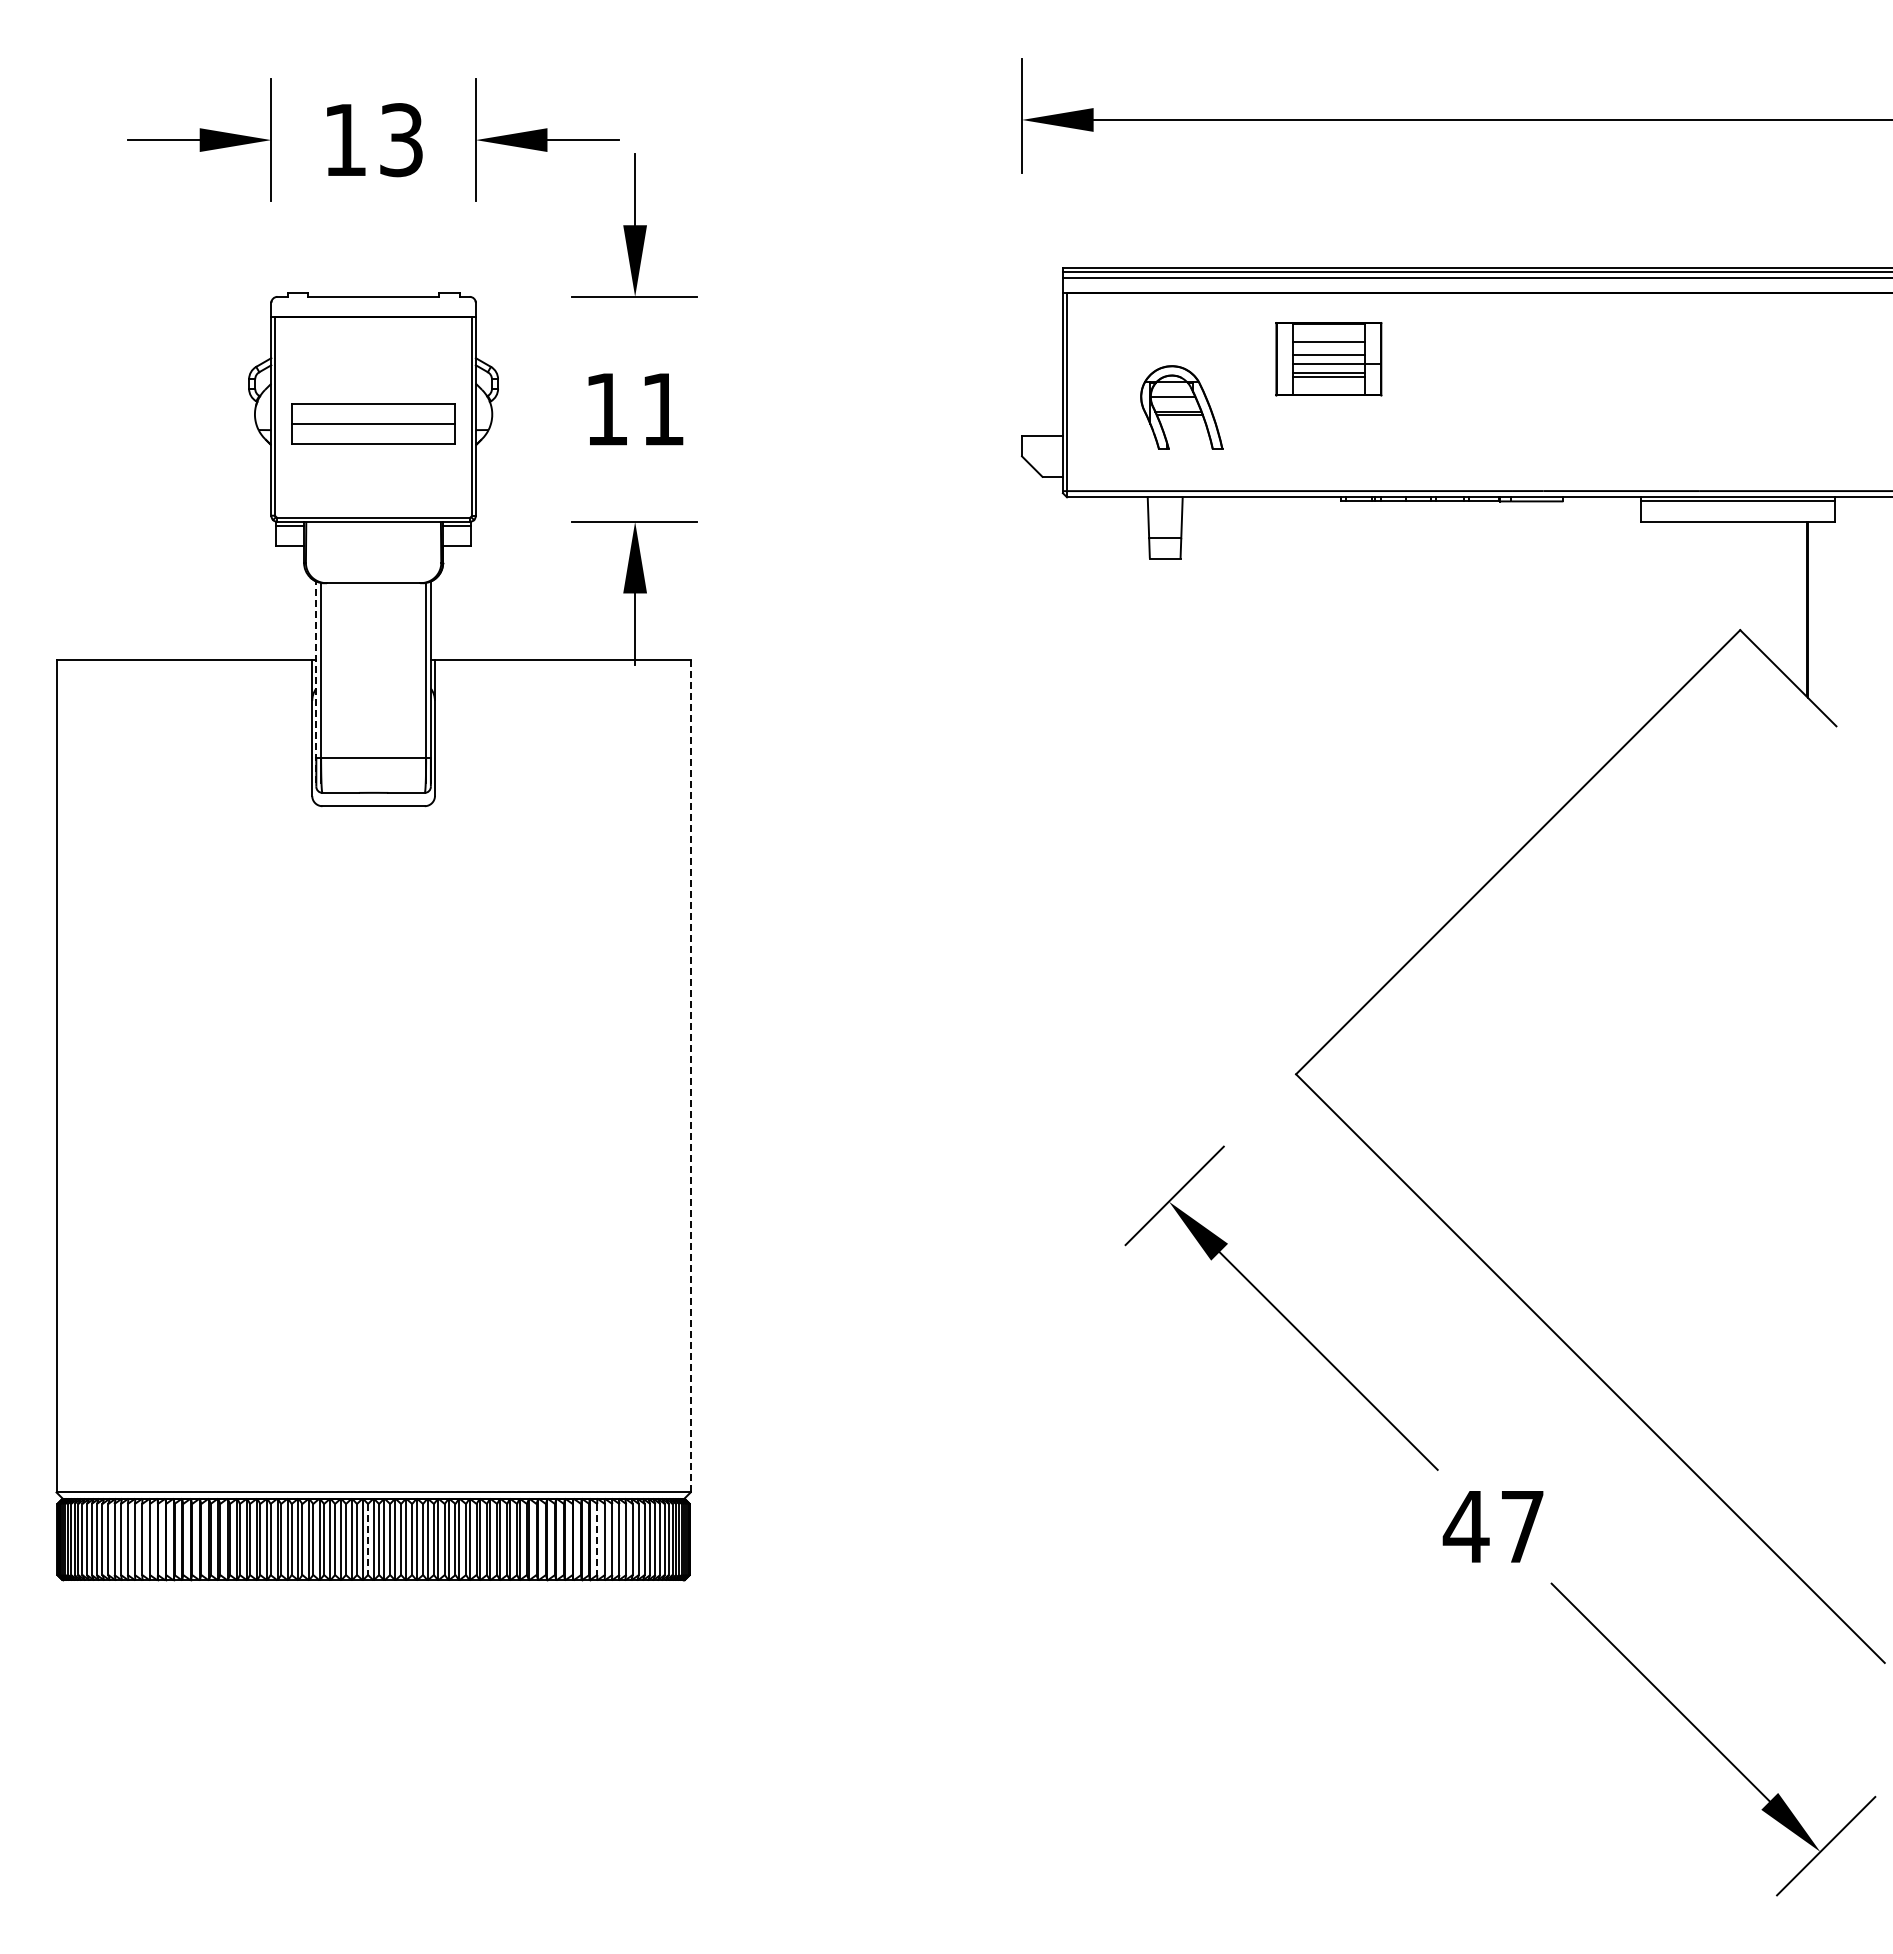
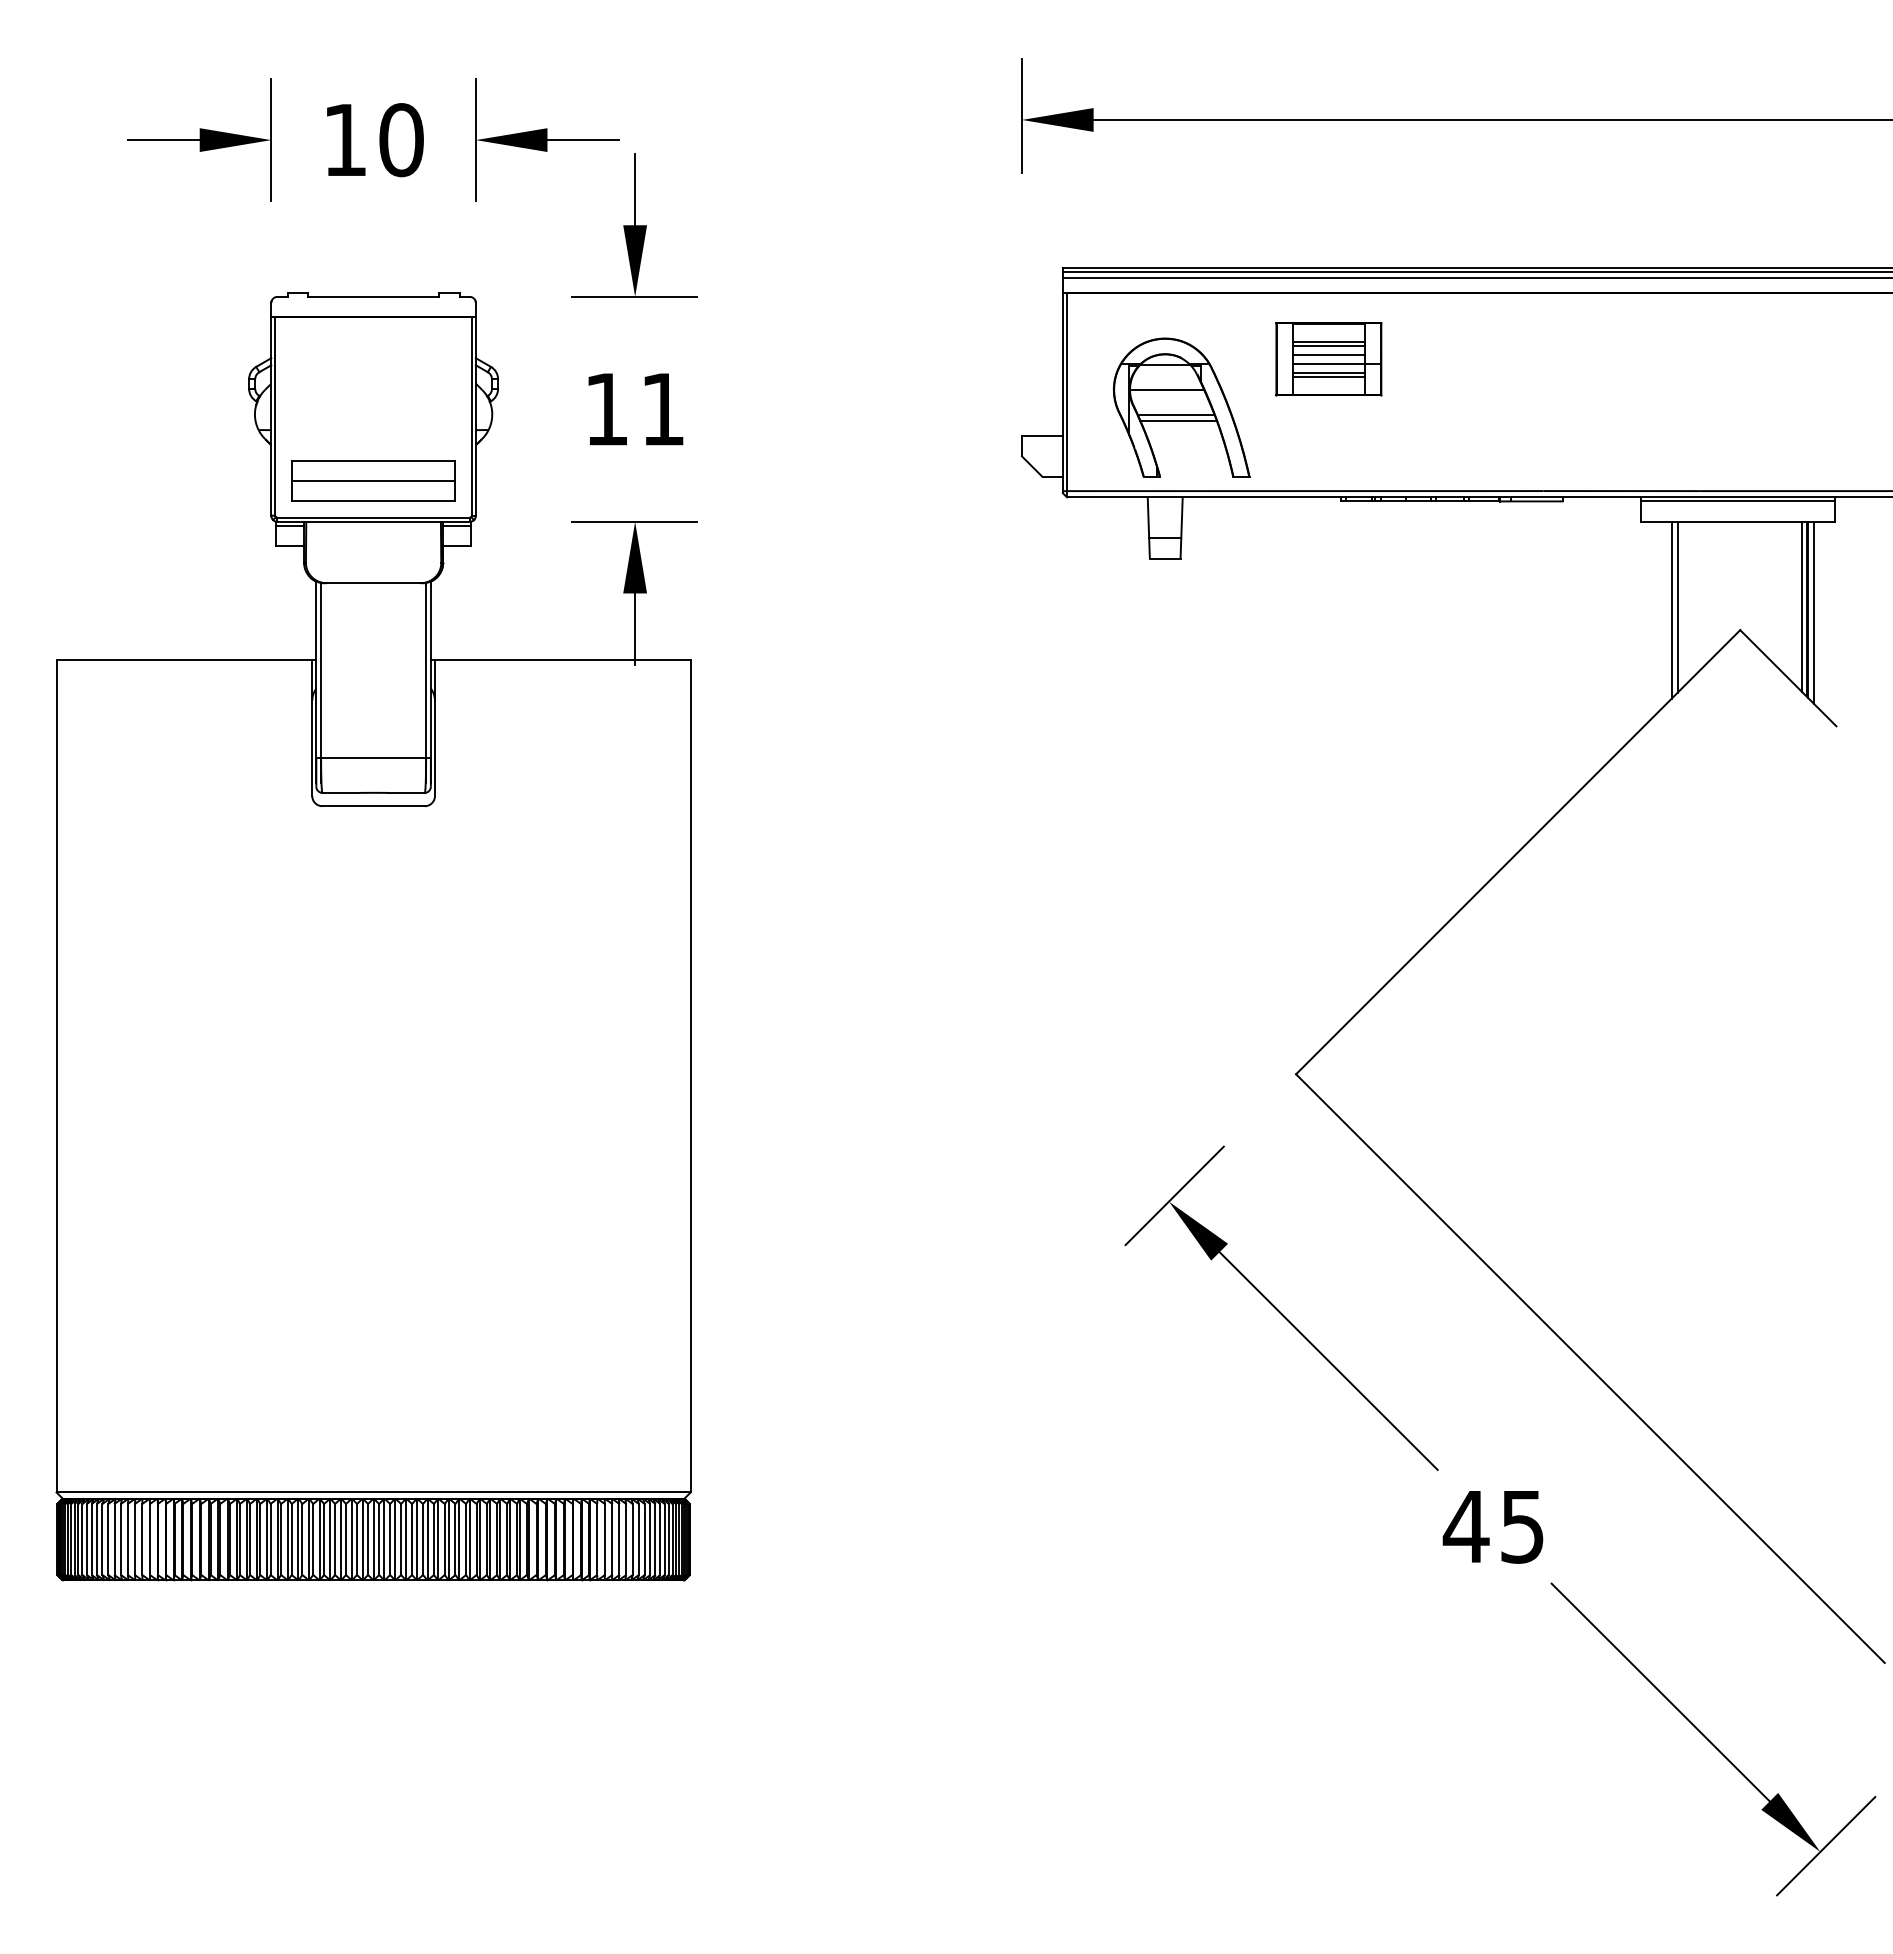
text: 13 -> 10 (401, 140)
line: none -> present (1328, 346)
part size: 84x85 px -> 138x141 px (1181, 407)
part position: (373, 423) -> (373, 480) (373, 480)
line: none -> present (1677, 606)
line: none -> present (1801, 606)
line: none -> present (1671, 609)
line: none -> present (1813, 612)
line: dashed -> solid (316, 682)
line: dashed -> solid (690, 1075)
text: 47 -> 45 (1522, 1527)
line: dashed -> solid (368, 1539)
line: dashed -> solid (597, 1539)
